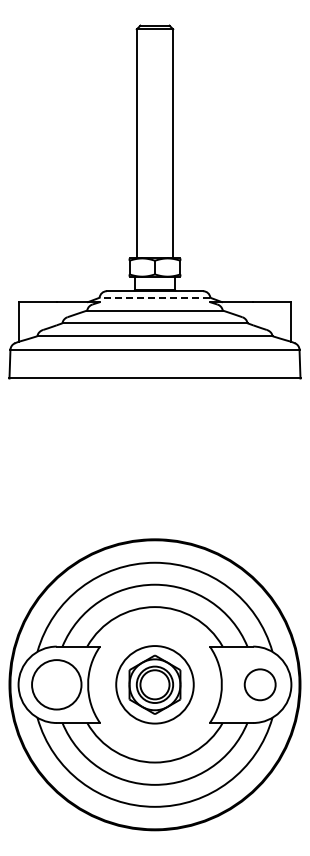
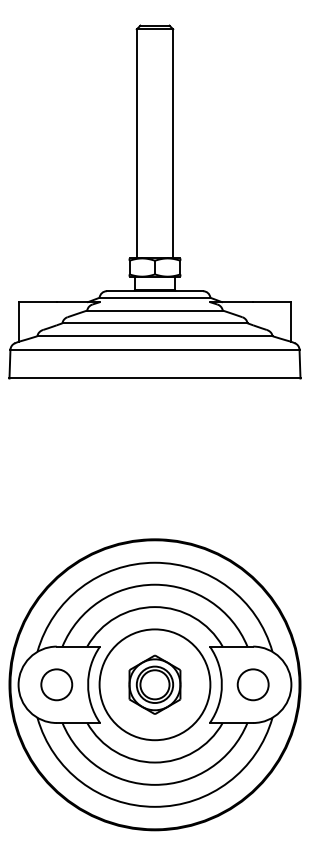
line: dashed -> solid (154, 297)
circle diameter: 49 px -> 31 px (56, 684)
circle diameter: 78 px -> 111 px (154, 684)
circle position: (259, 684) -> (252, 684) (252, 684)
